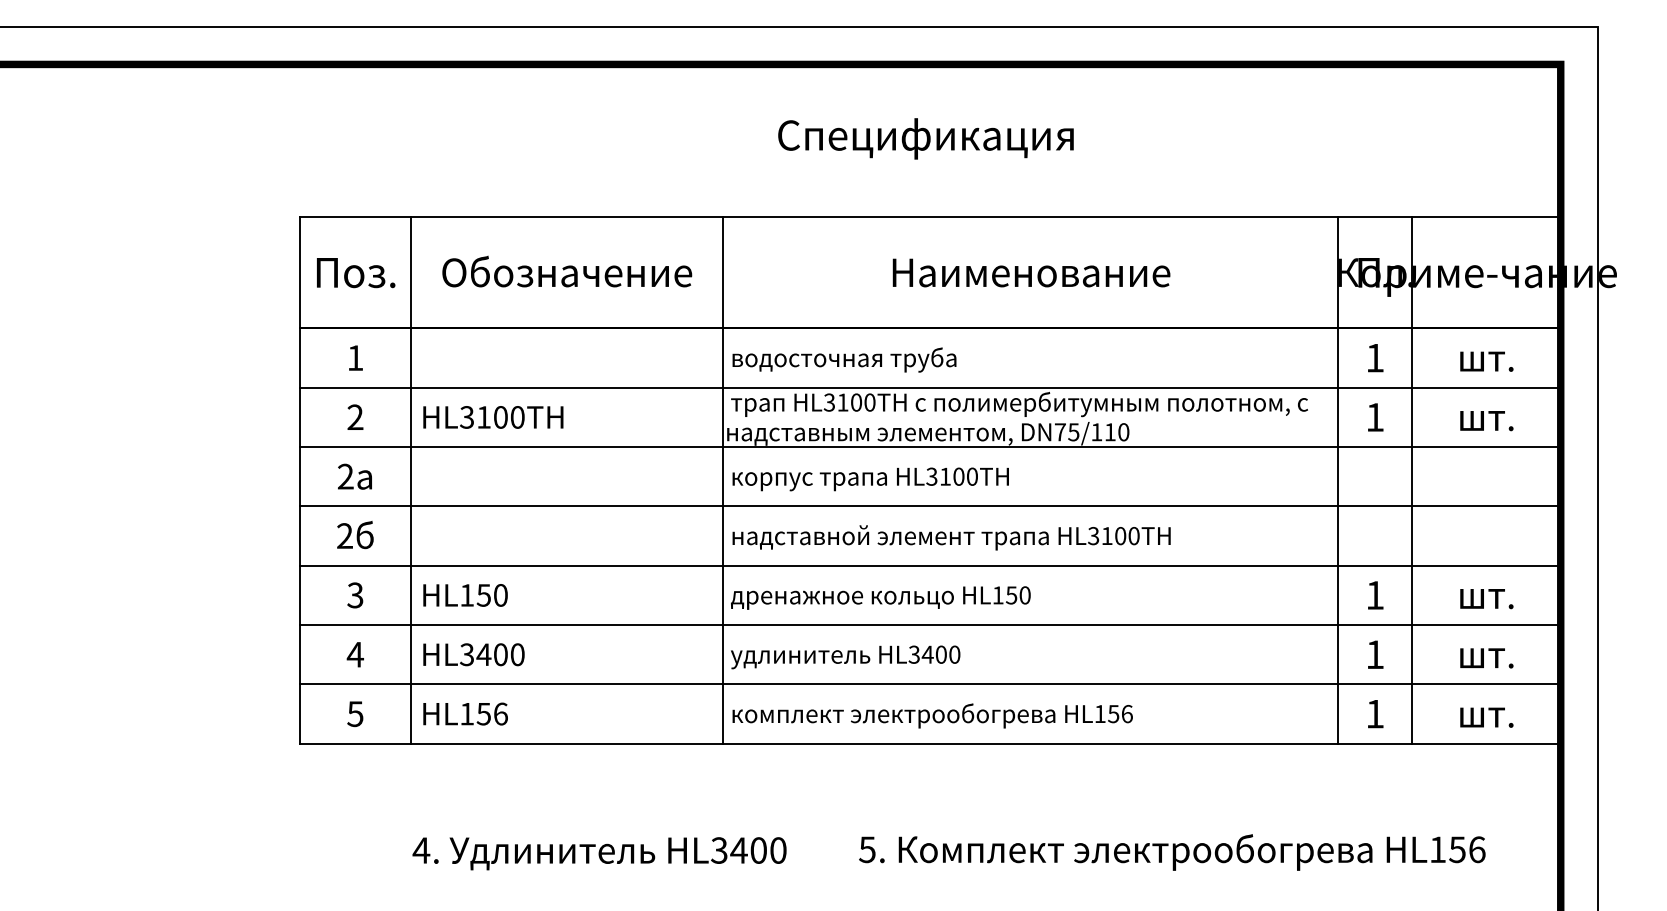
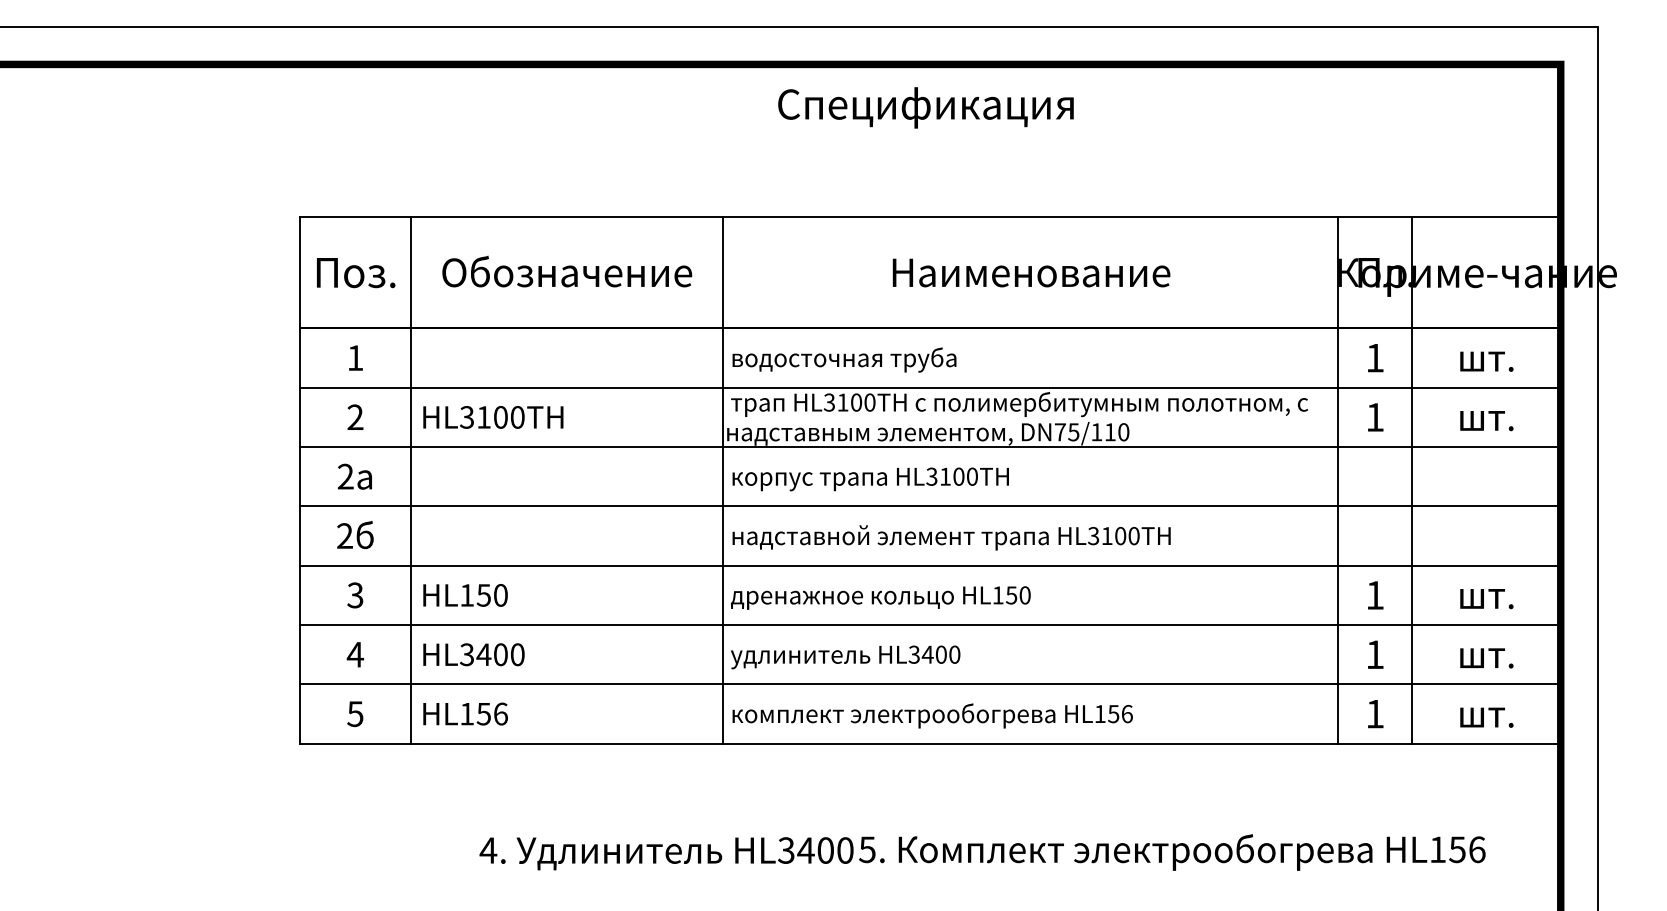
text position: (925, 138) -> (925, 107) (925, 107)
text position: (599, 853) -> (666, 853) (666, 853)
